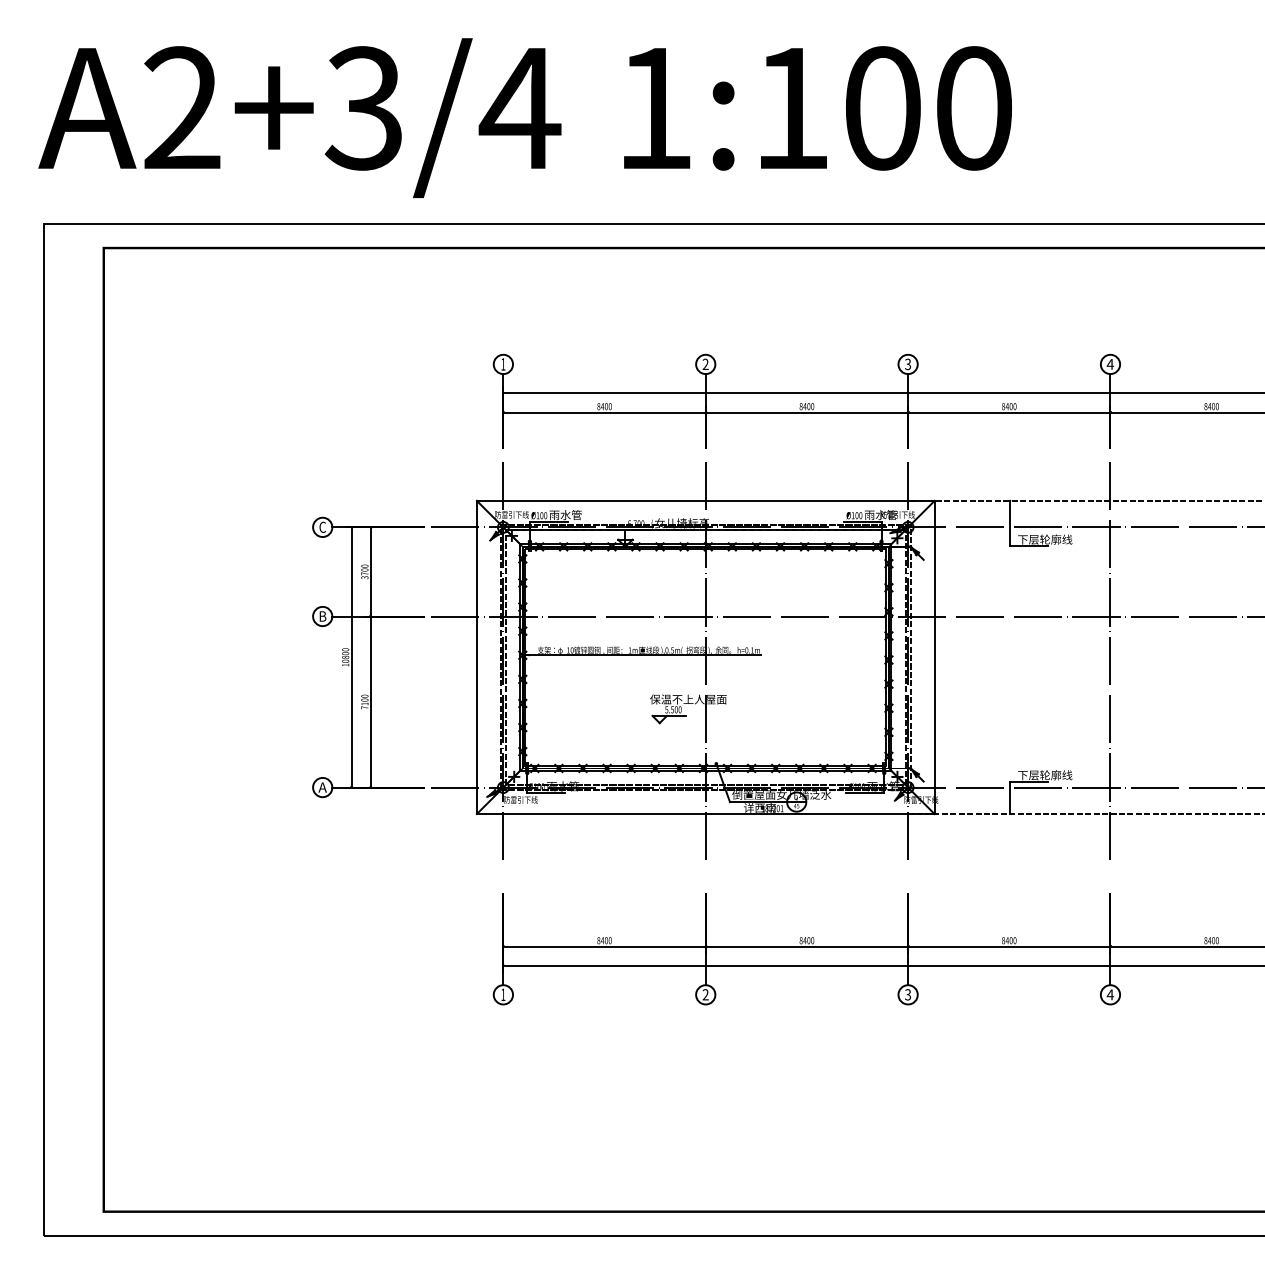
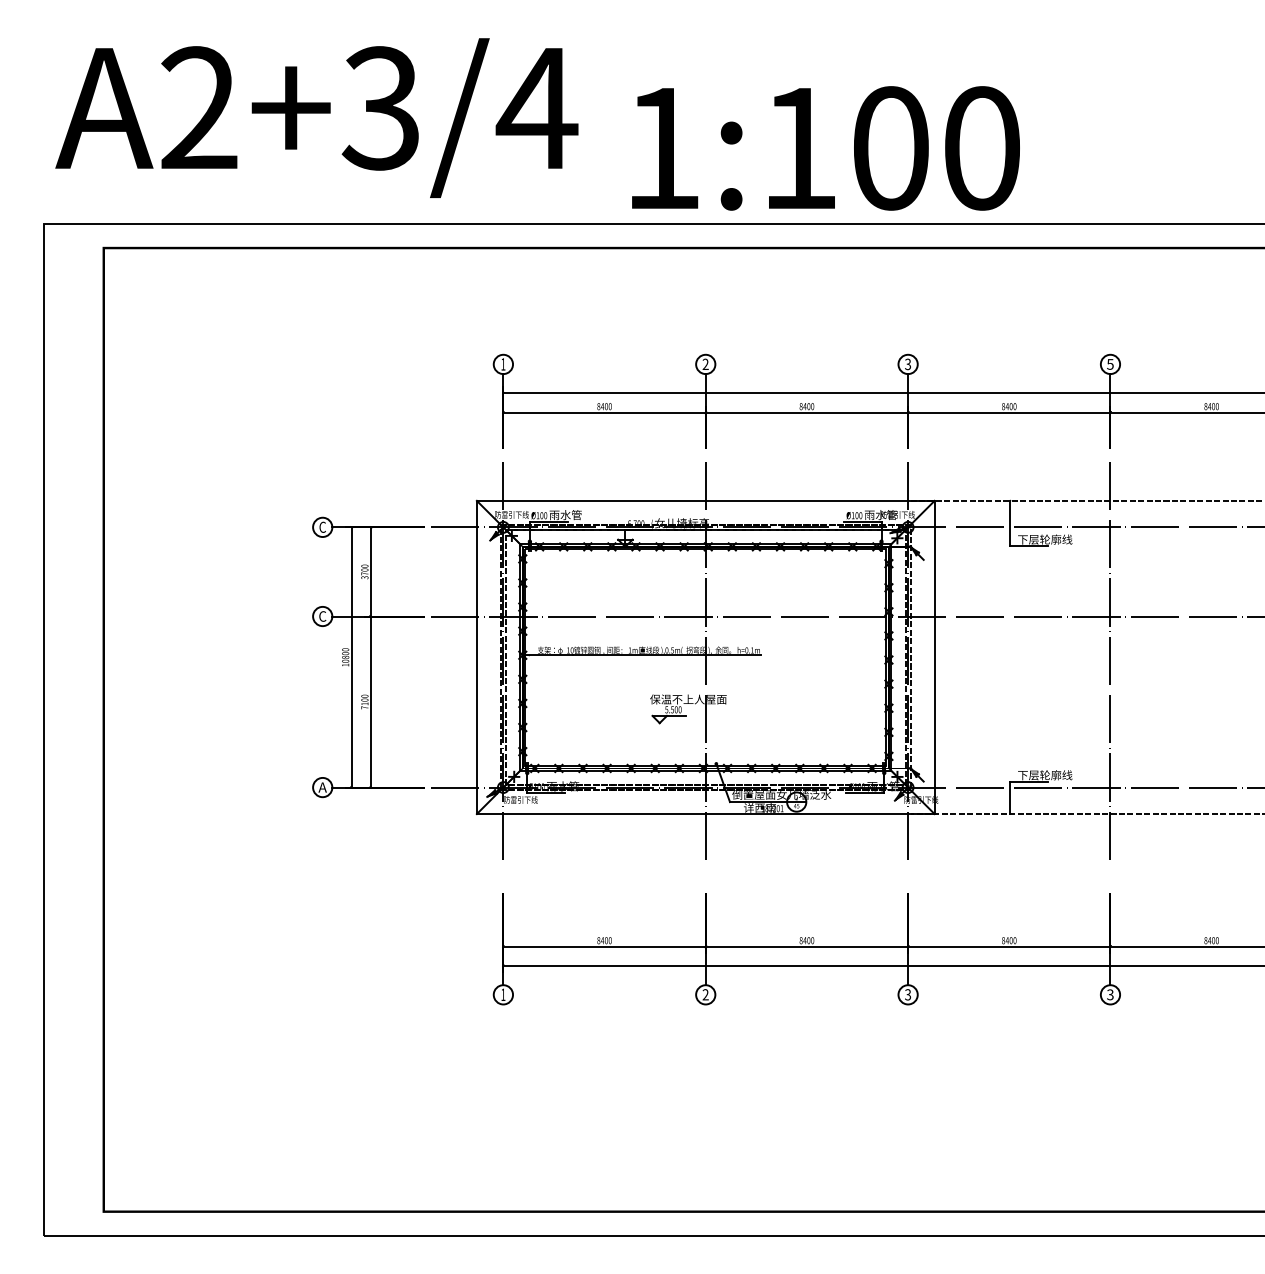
text position: (817, 108) -> (825, 148) (825, 148)
text position: (299, 117) -> (316, 117) (316, 117)
text: 4 -> 5 (1110, 364)
text: B -> C (322, 616)
text: 4 -> 3 (1110, 994)
